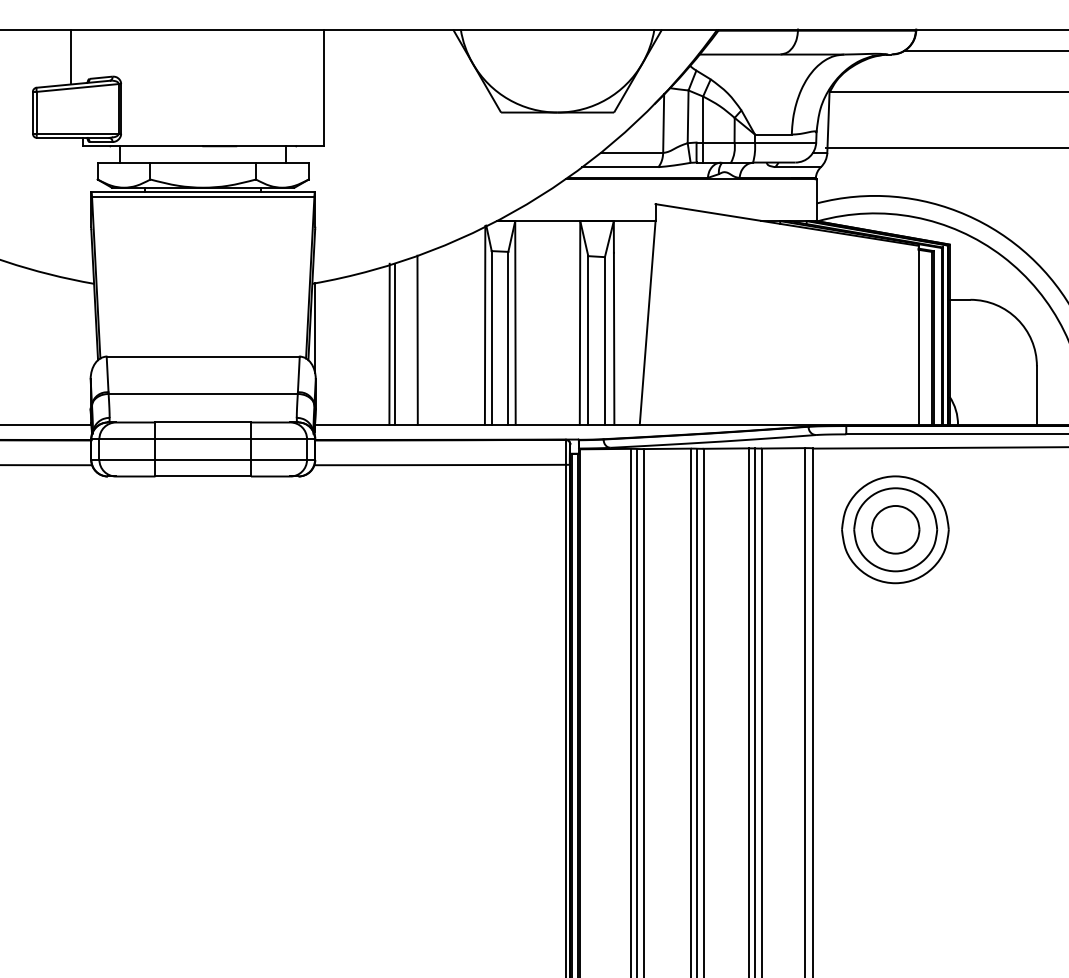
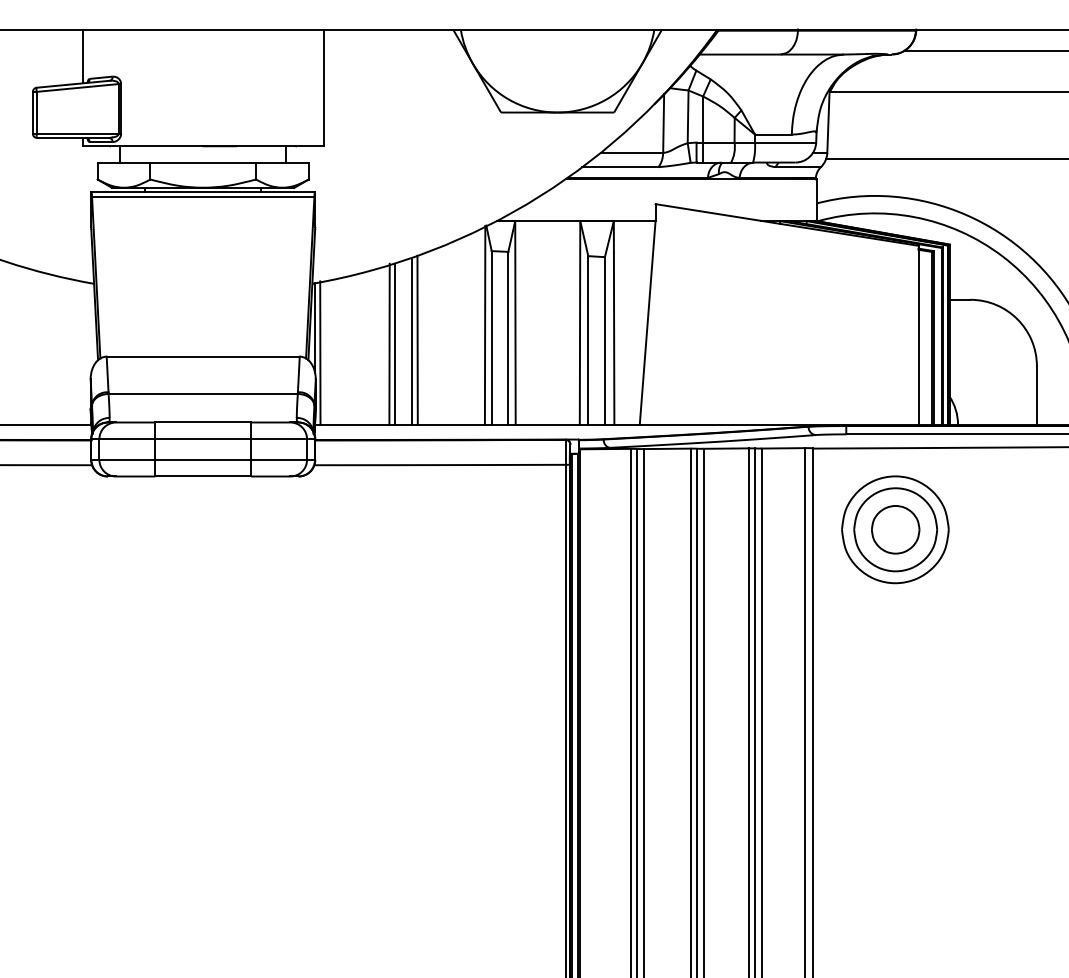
line position: (70, 56) -> (82, 56) (82, 56)
line position: (945, 147) -> (945, 158) (945, 158)
line: none -> present (411, 340)
line: none -> present (320, 352)
